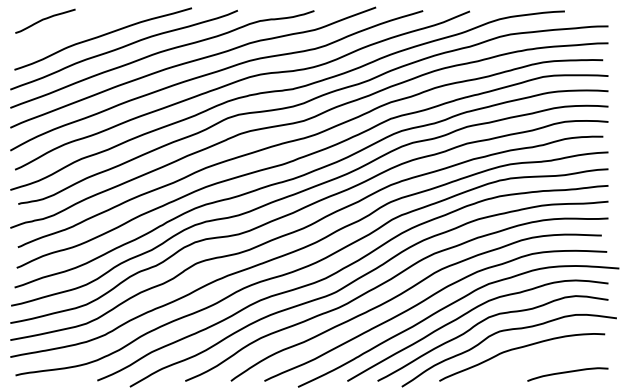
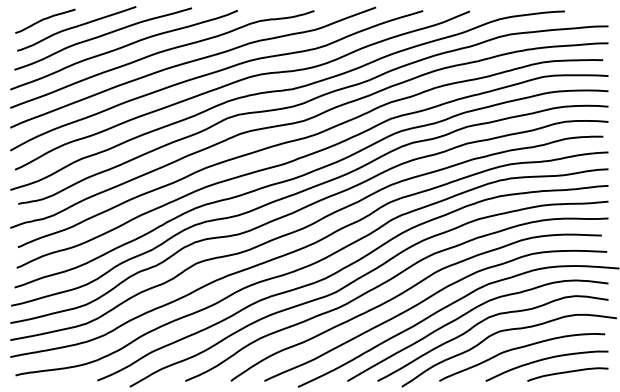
curve: none -> present (76, 27)
curve: none -> present (543, 360)
